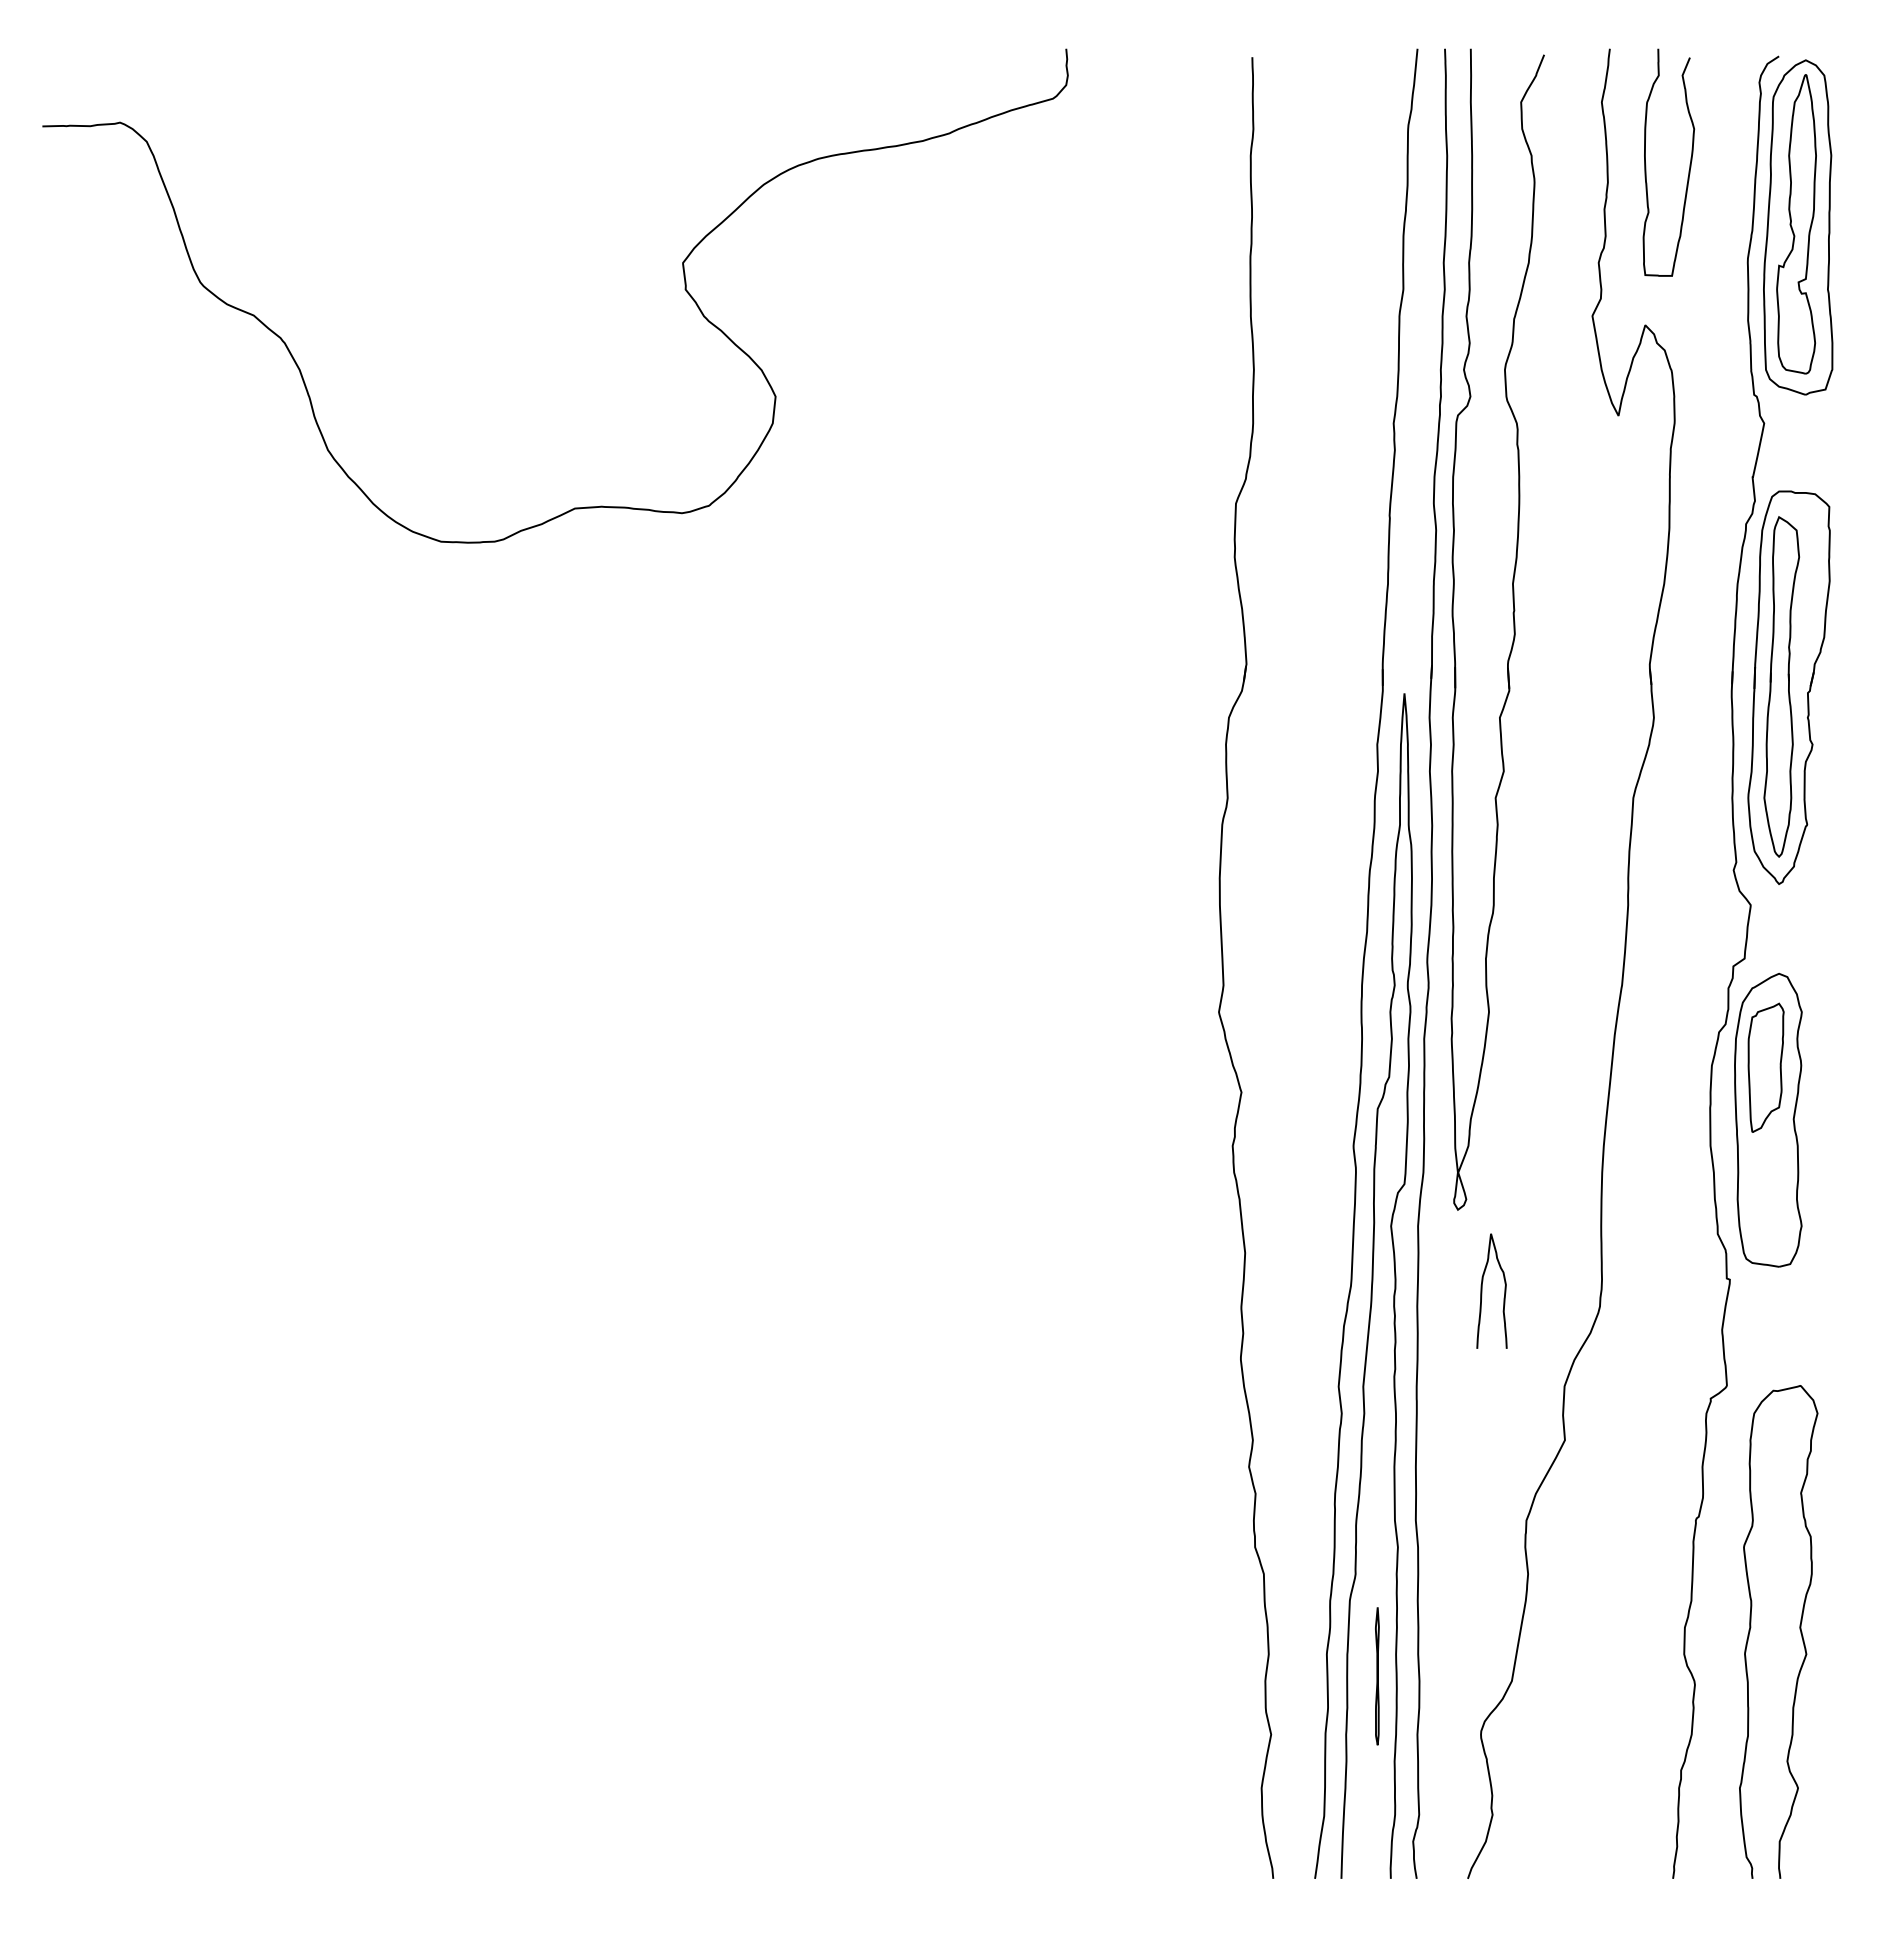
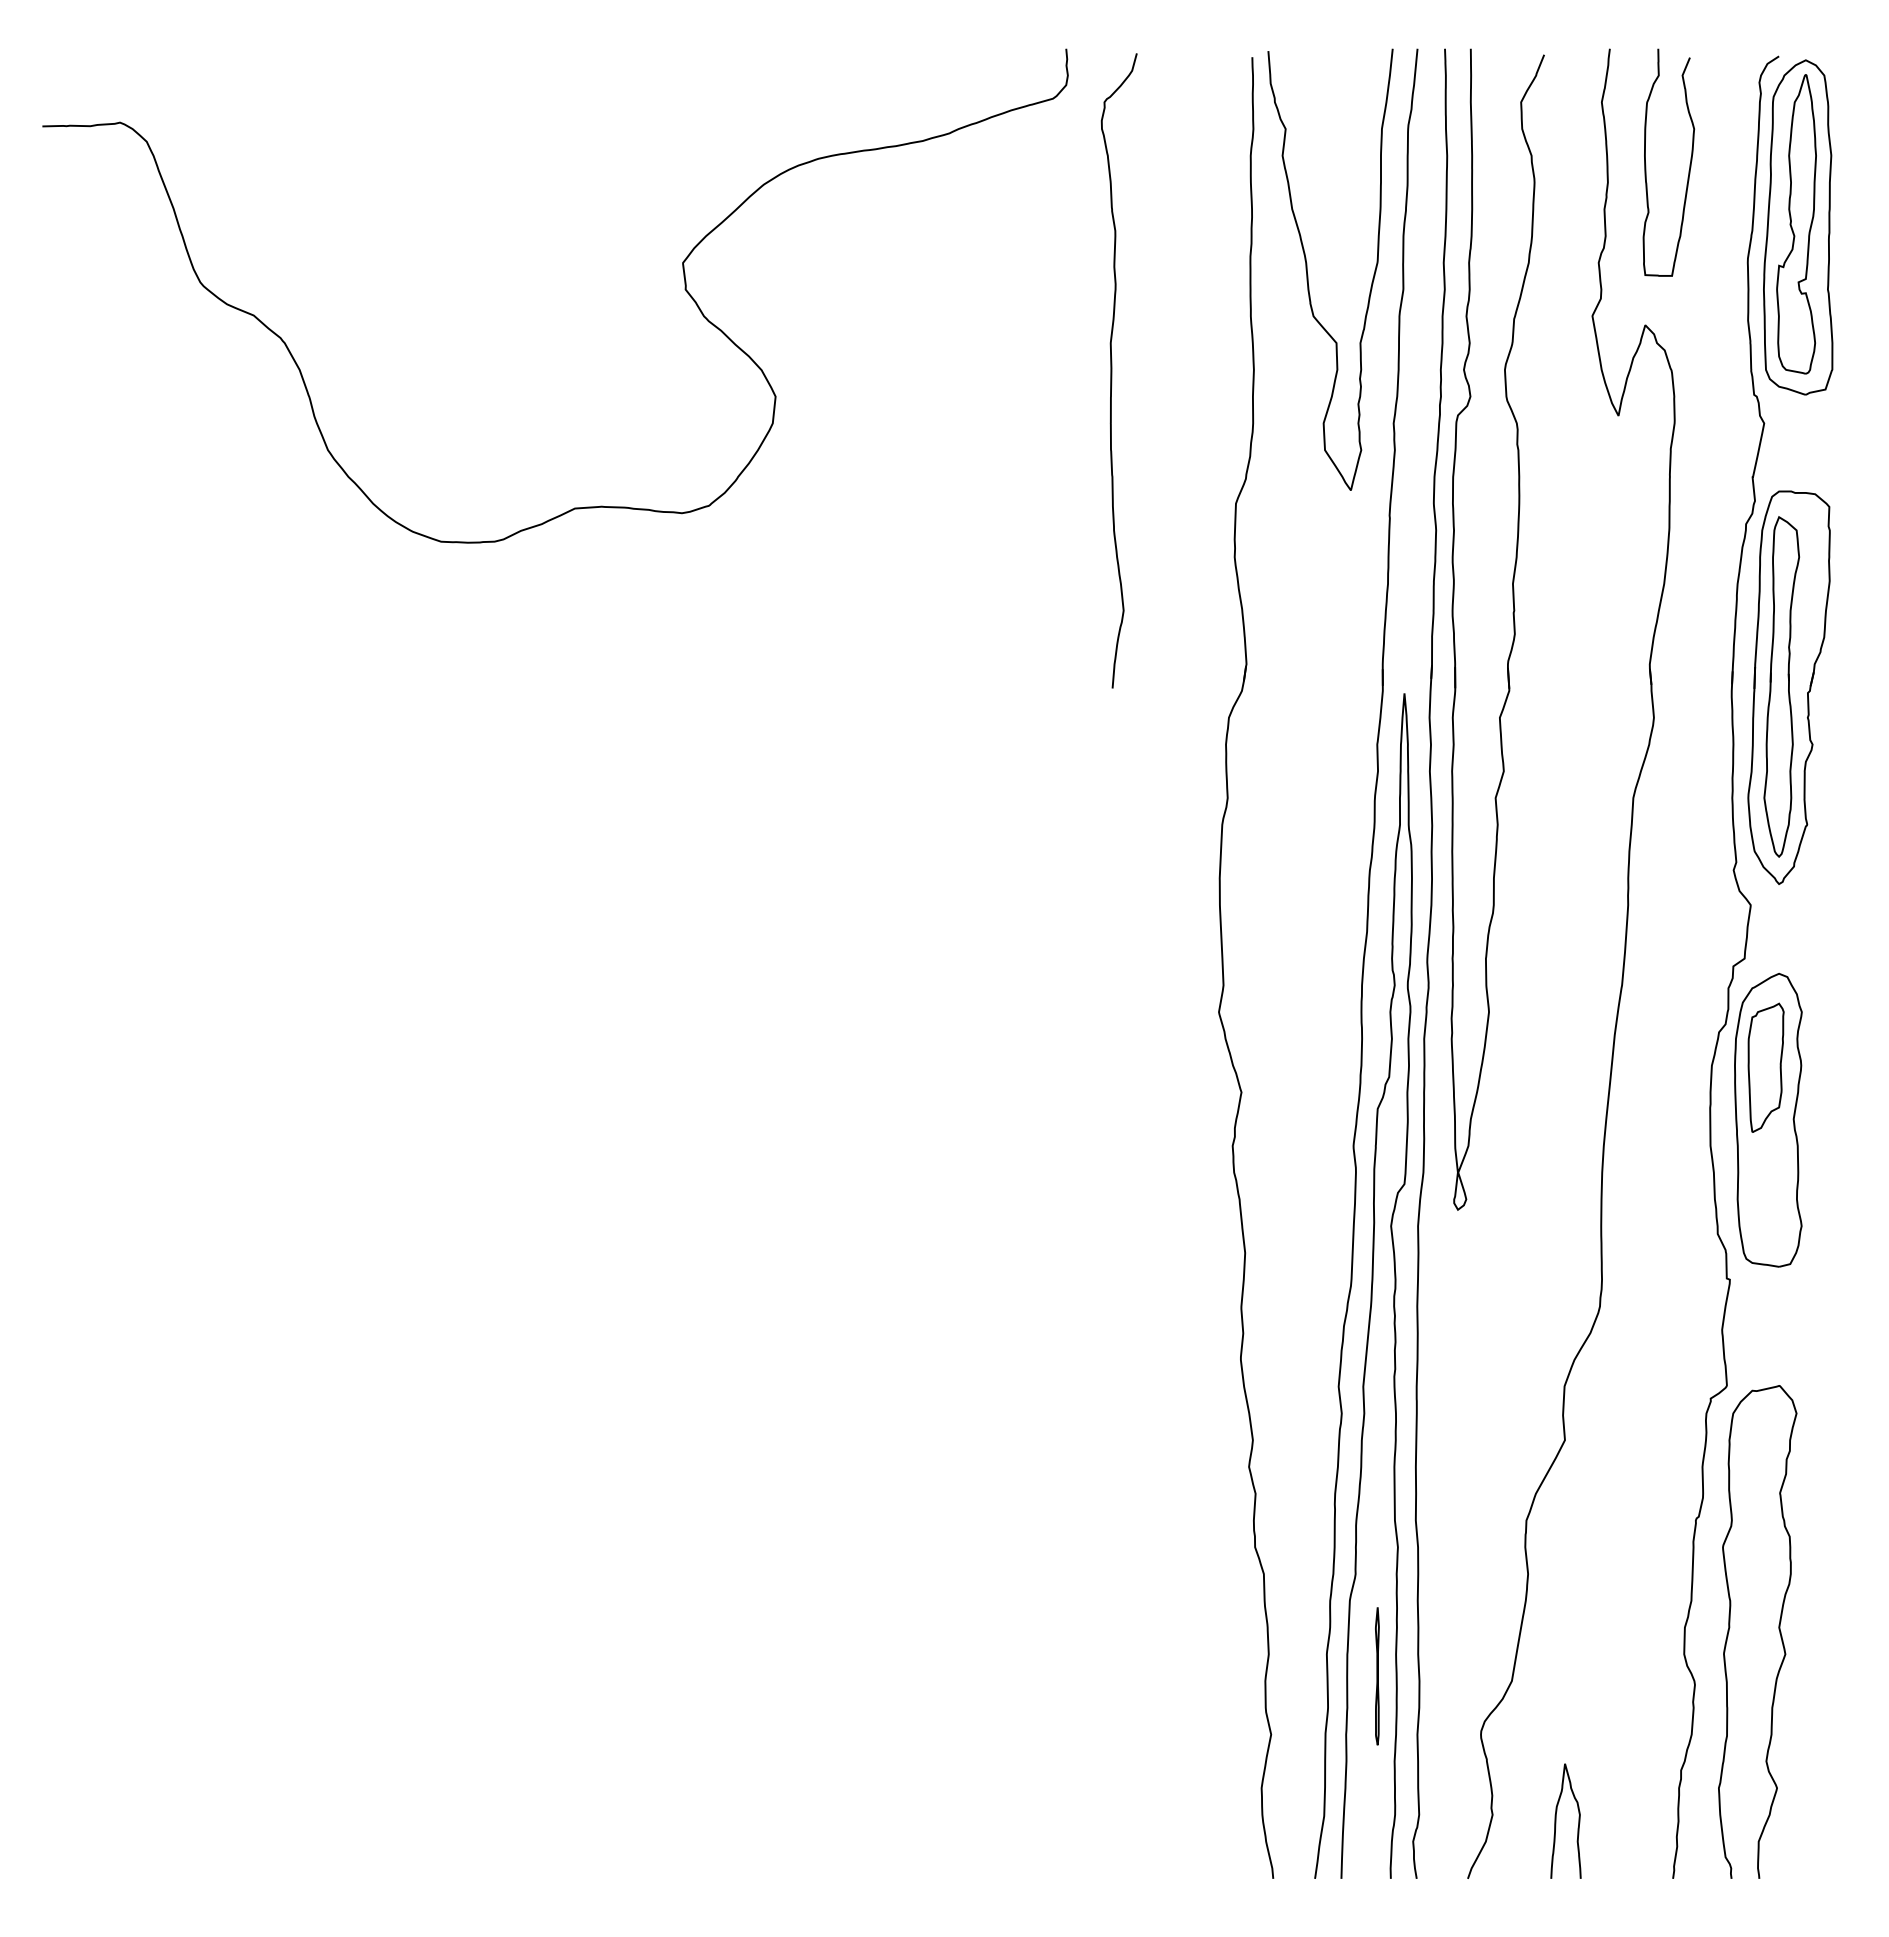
curve: none -> present (1308, 274)
curve: none -> present (1112, 370)
curve position: (1482, 1290) -> (1556, 1820) (1556, 1820)
curve position: (1799, 1629) -> (1778, 1629) (1778, 1629)
